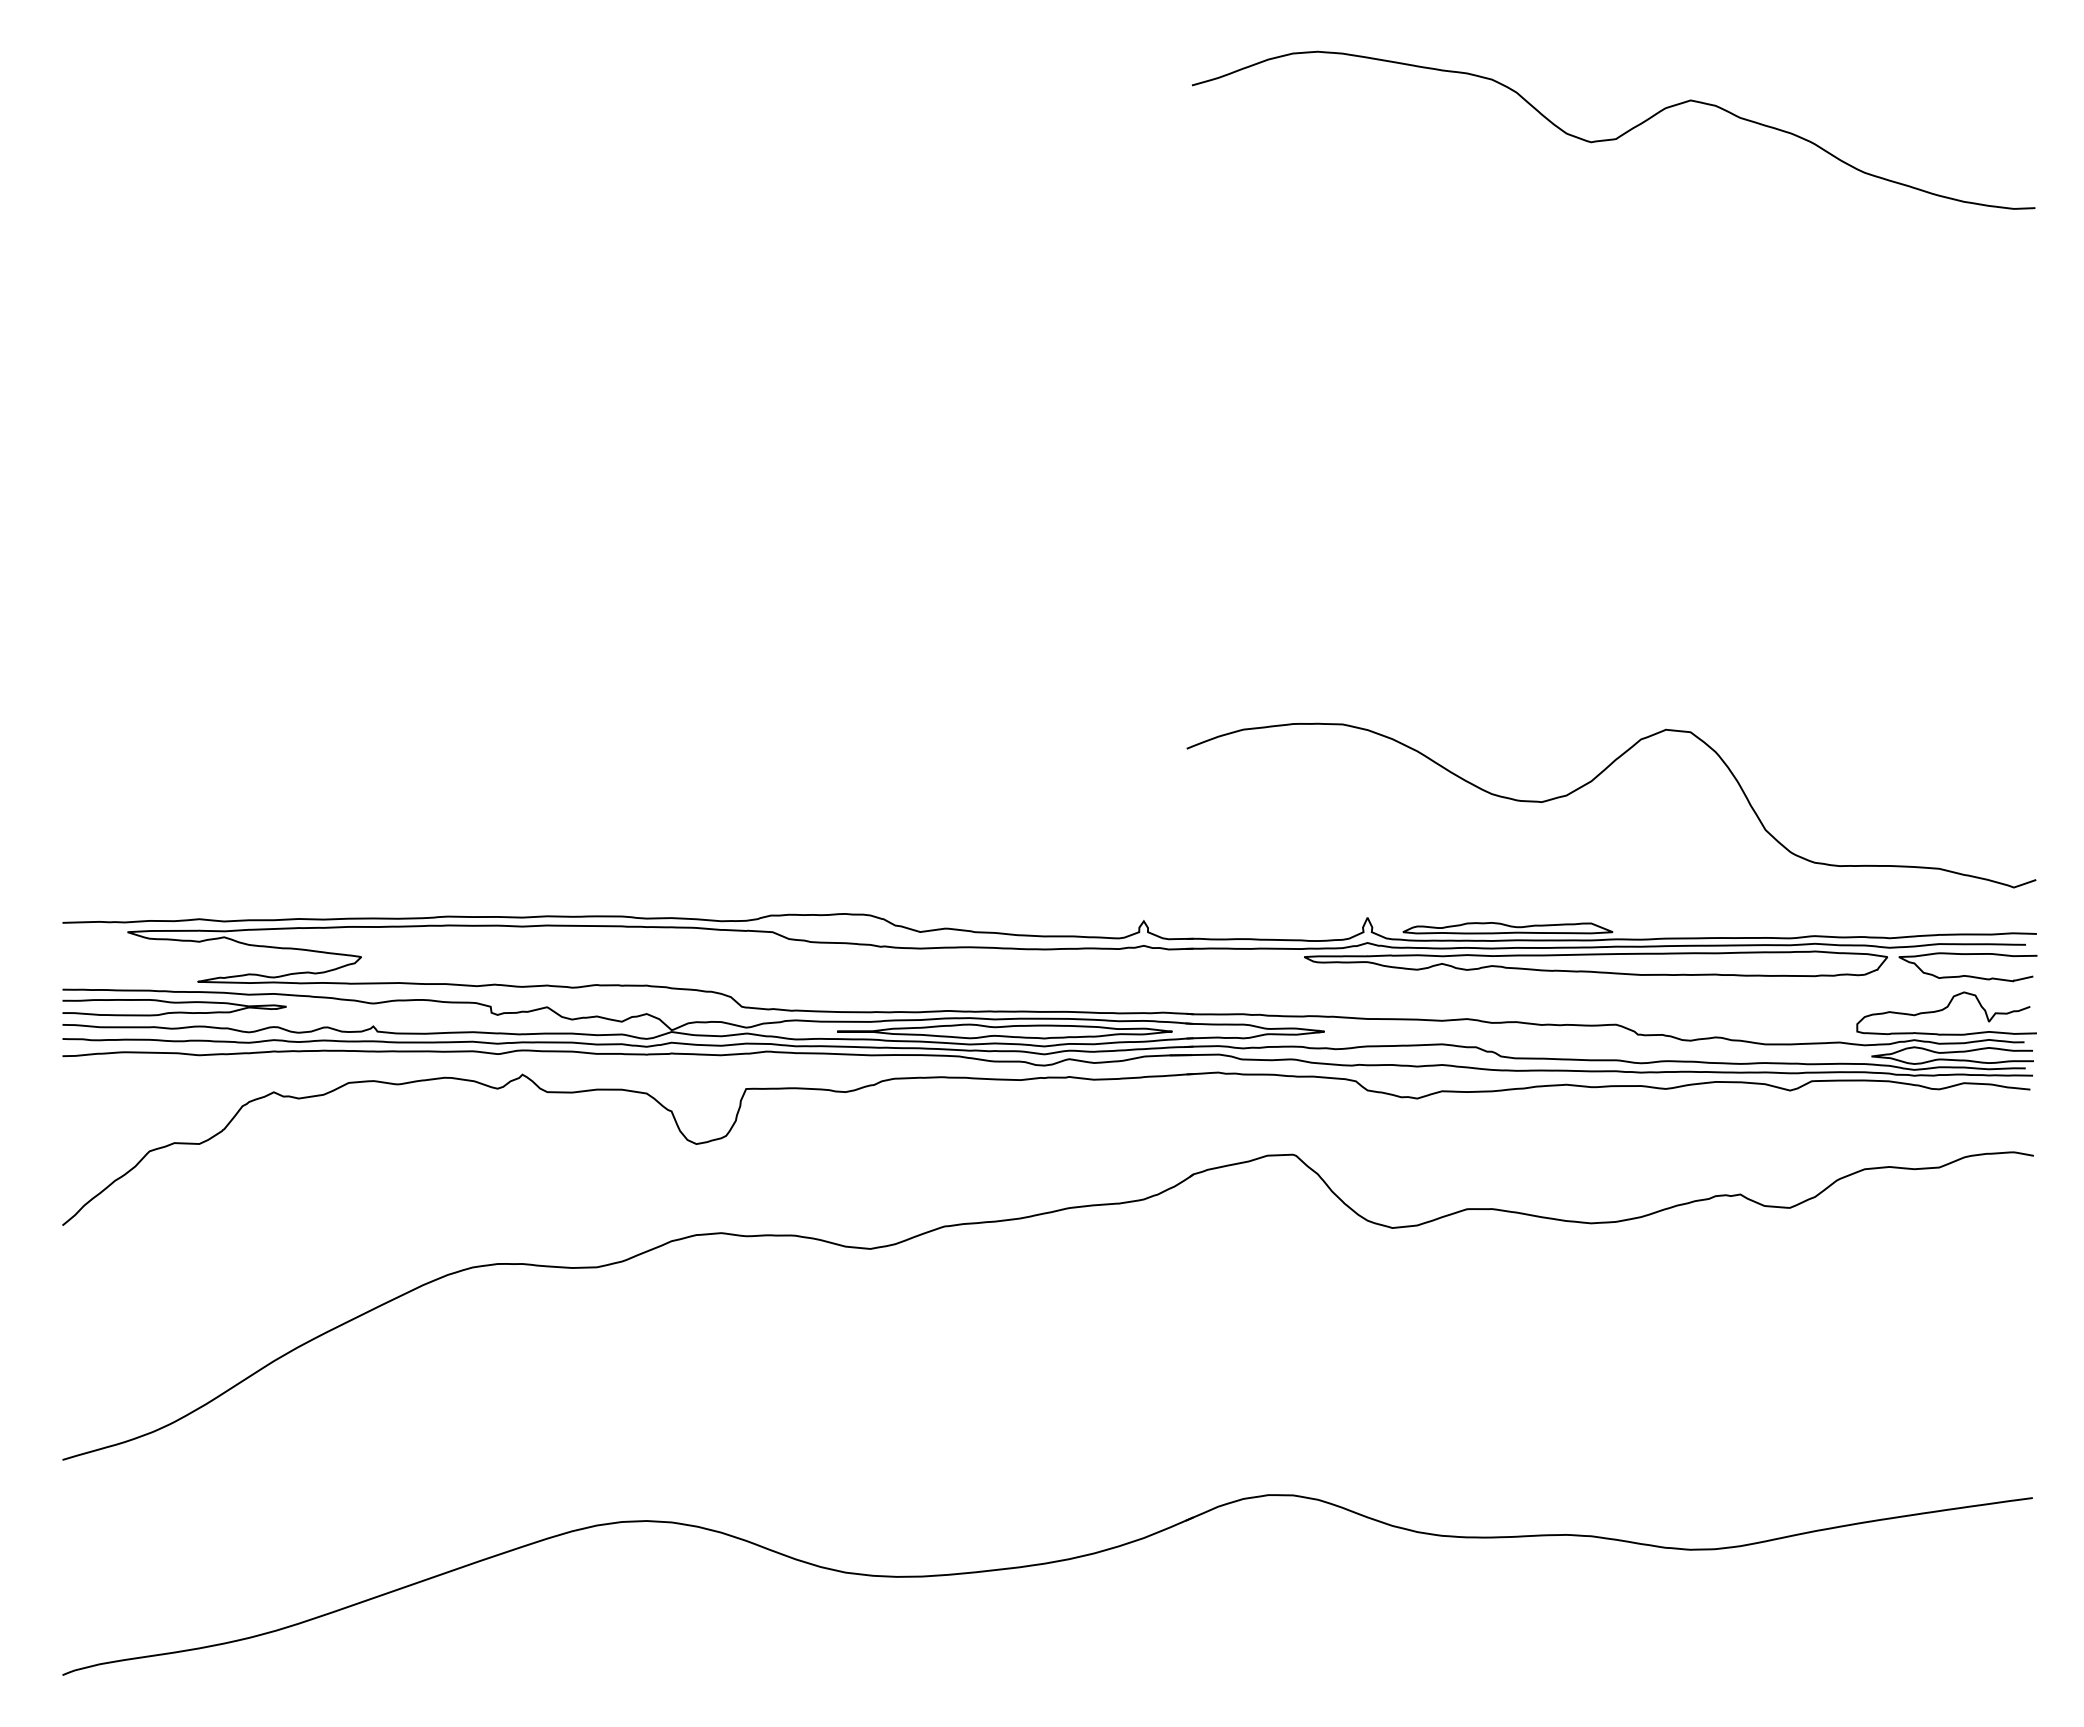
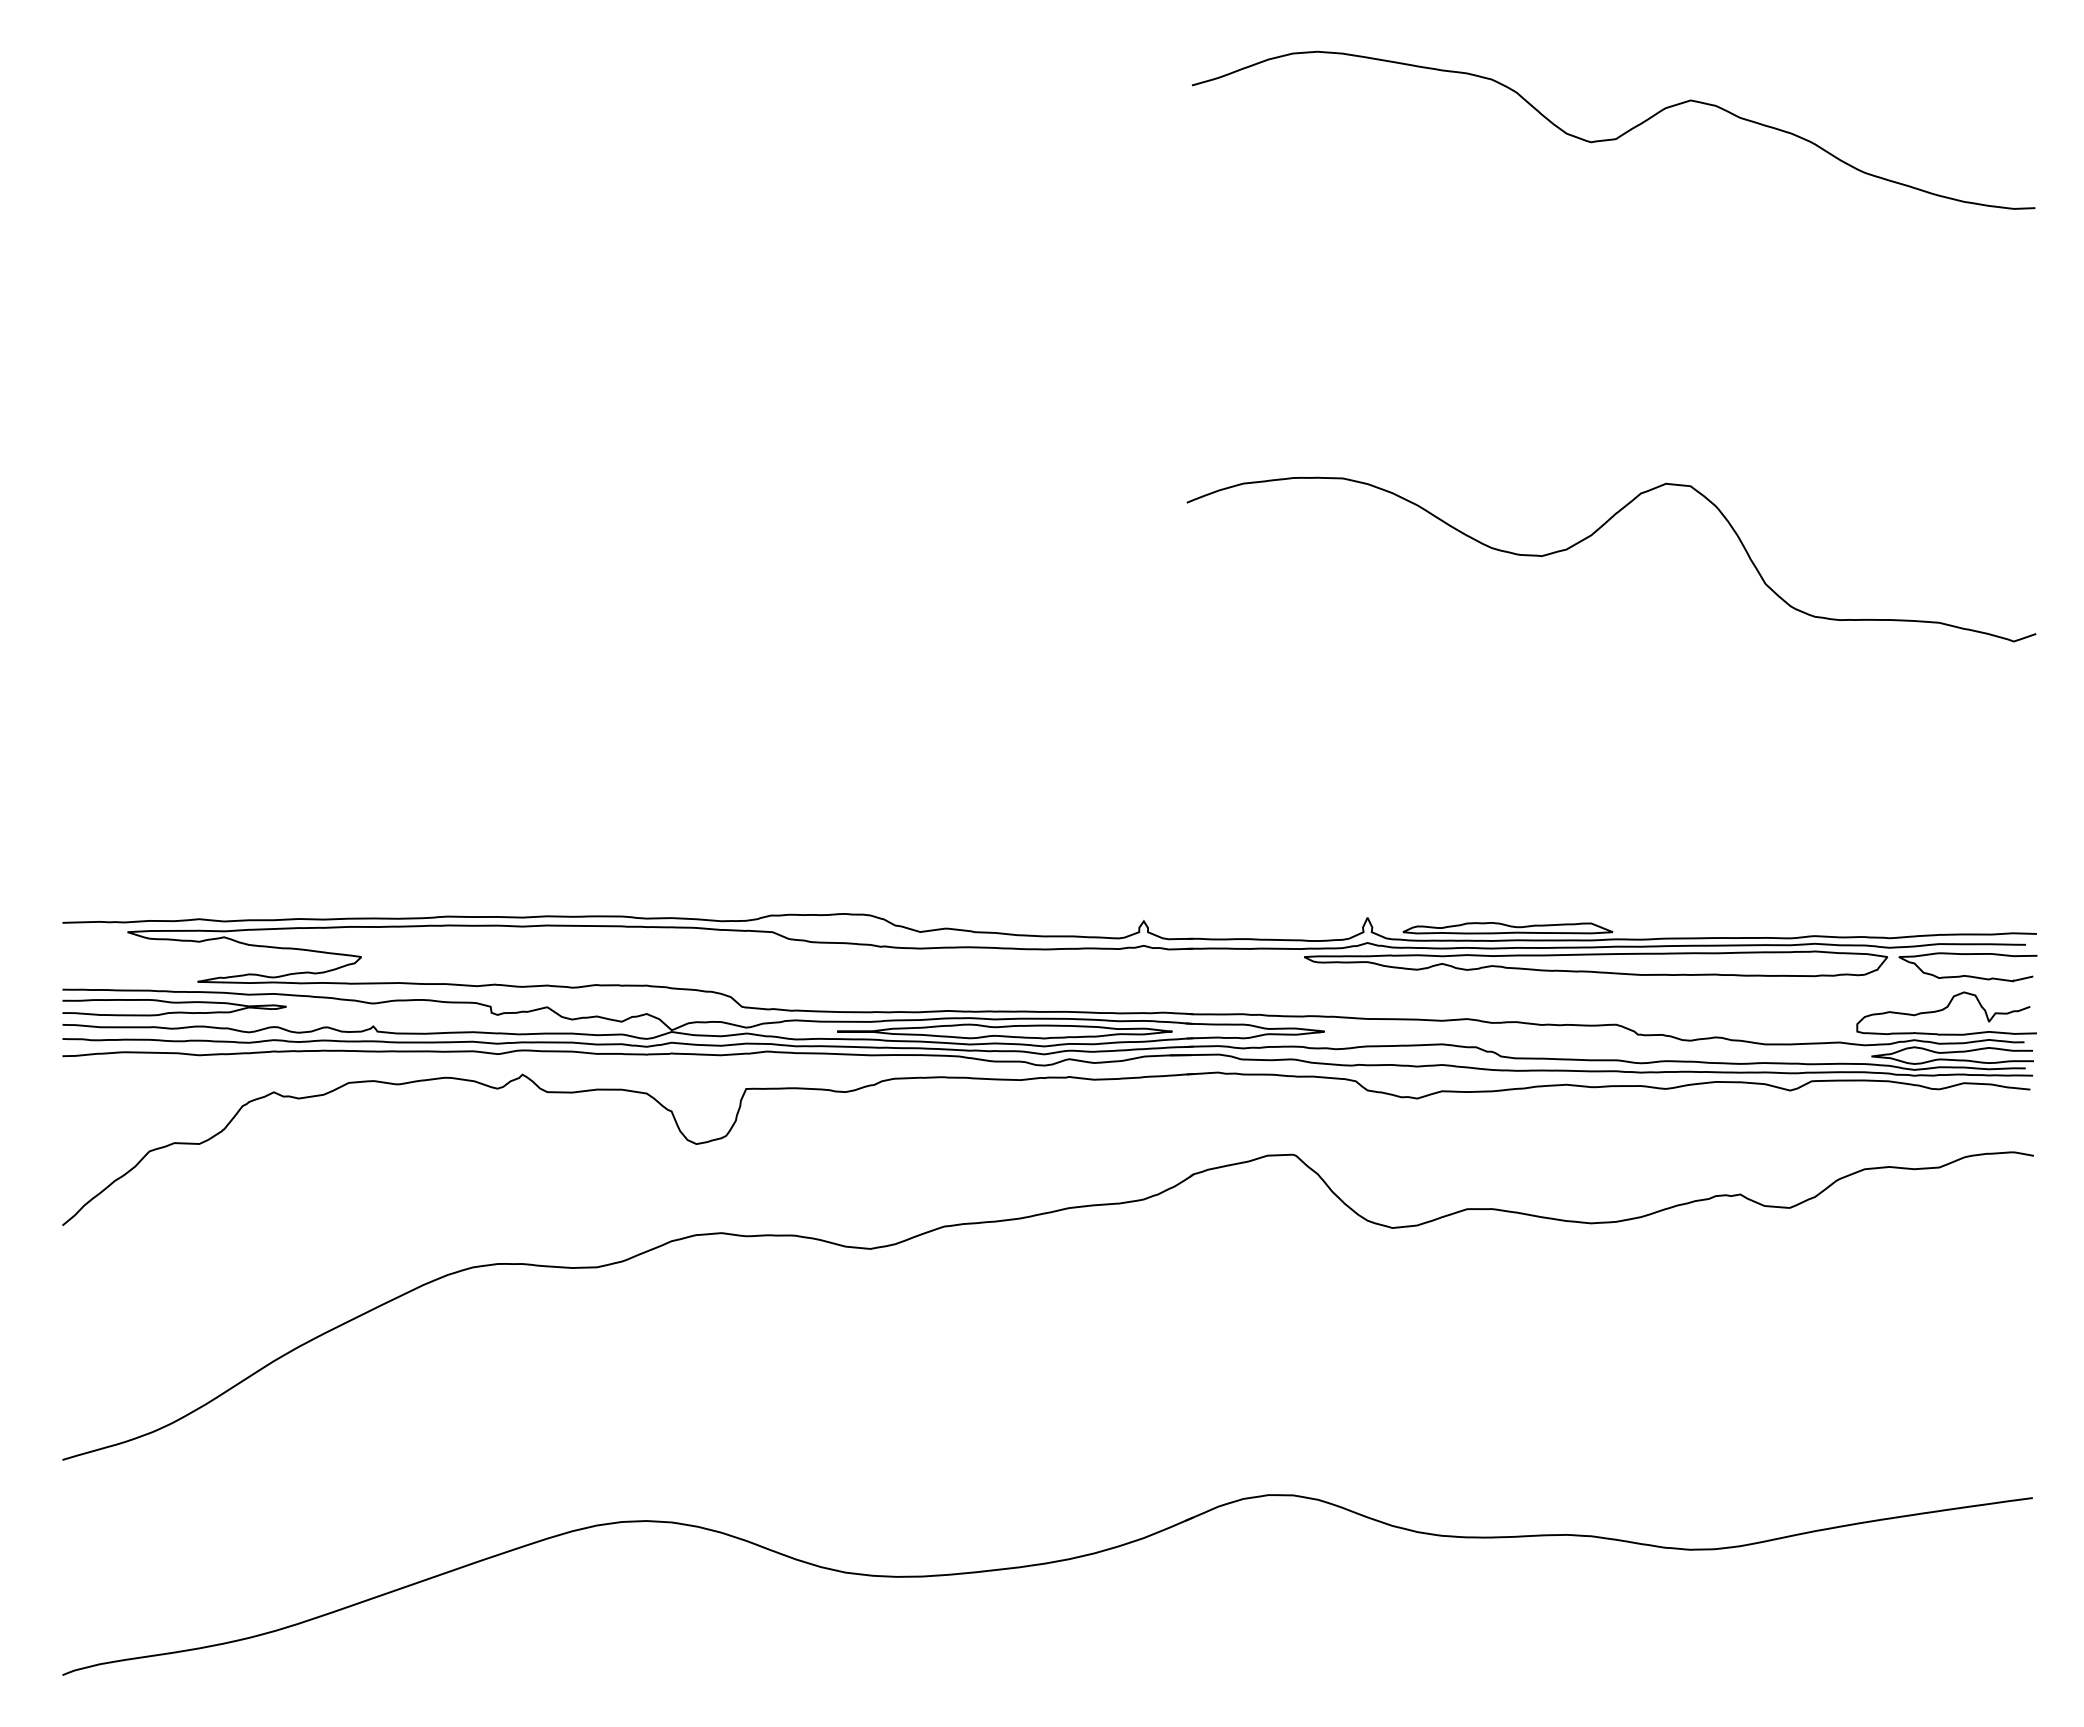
curve position: (1591, 782) -> (1591, 536) (1591, 536)
